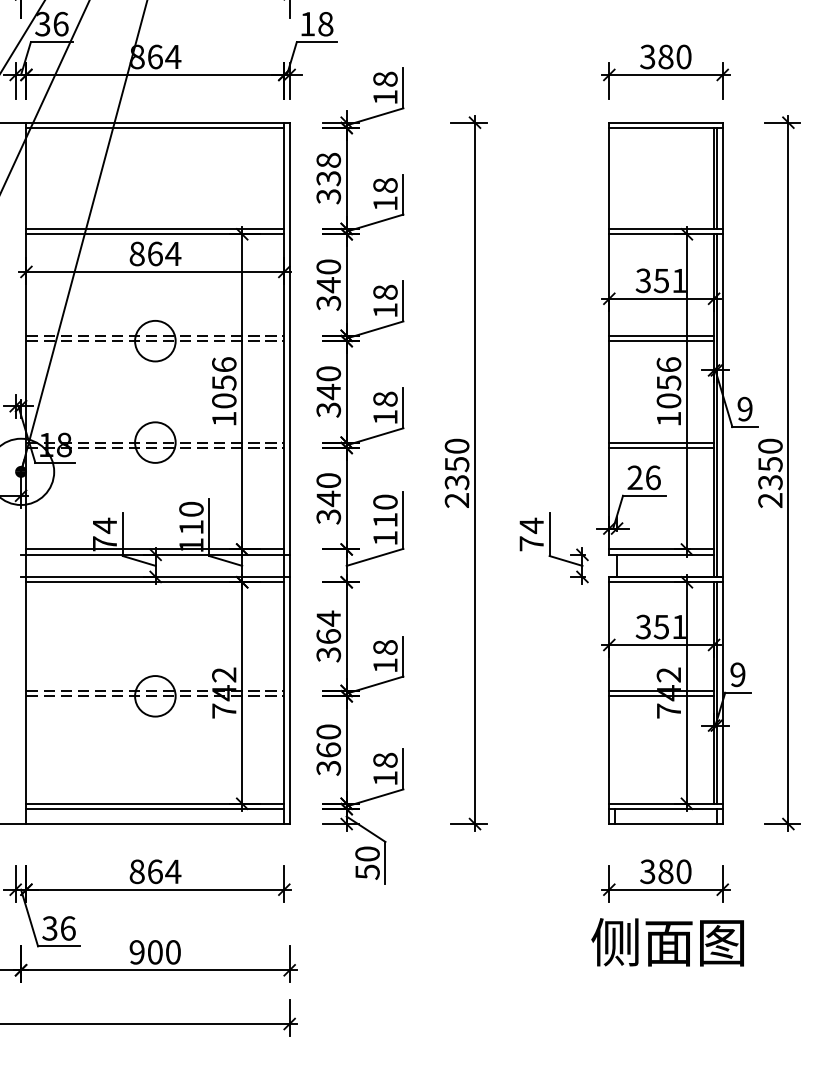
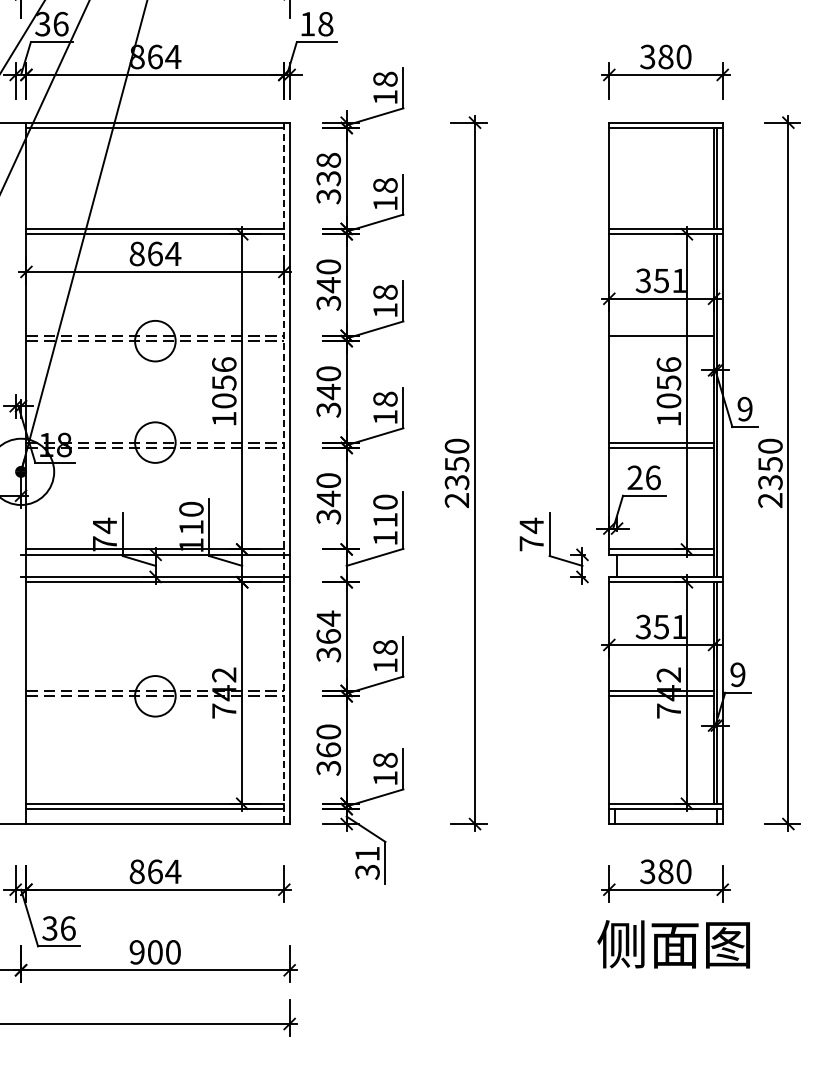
line: present -> none (661, 341)
line: solid -> dashed (284, 473)
text: 50 -> 31 (367, 862)
text position: (667, 942) -> (673, 944) (673, 944)
